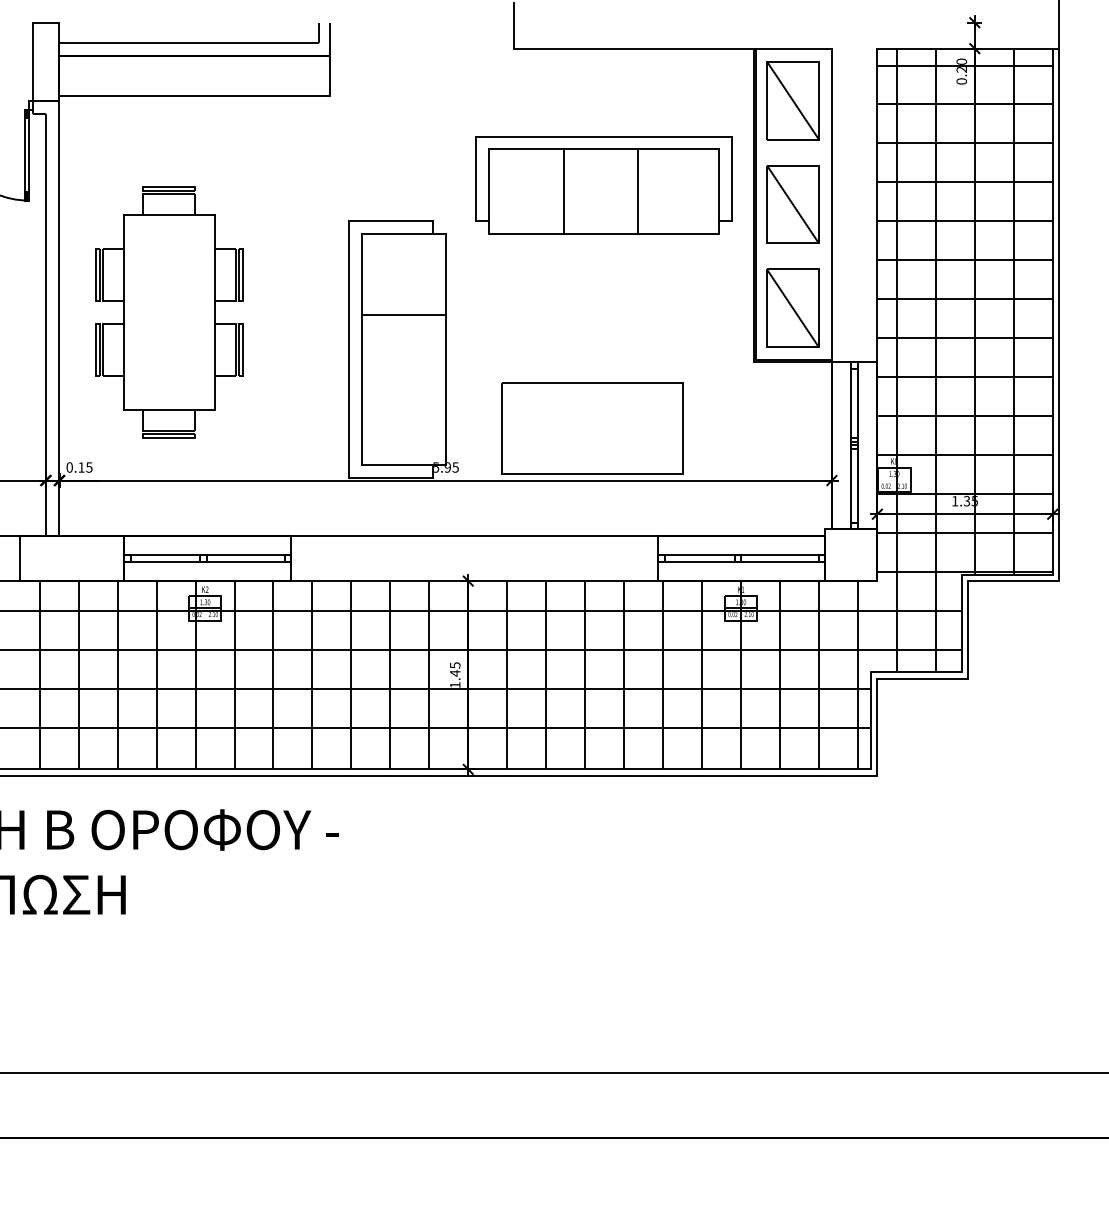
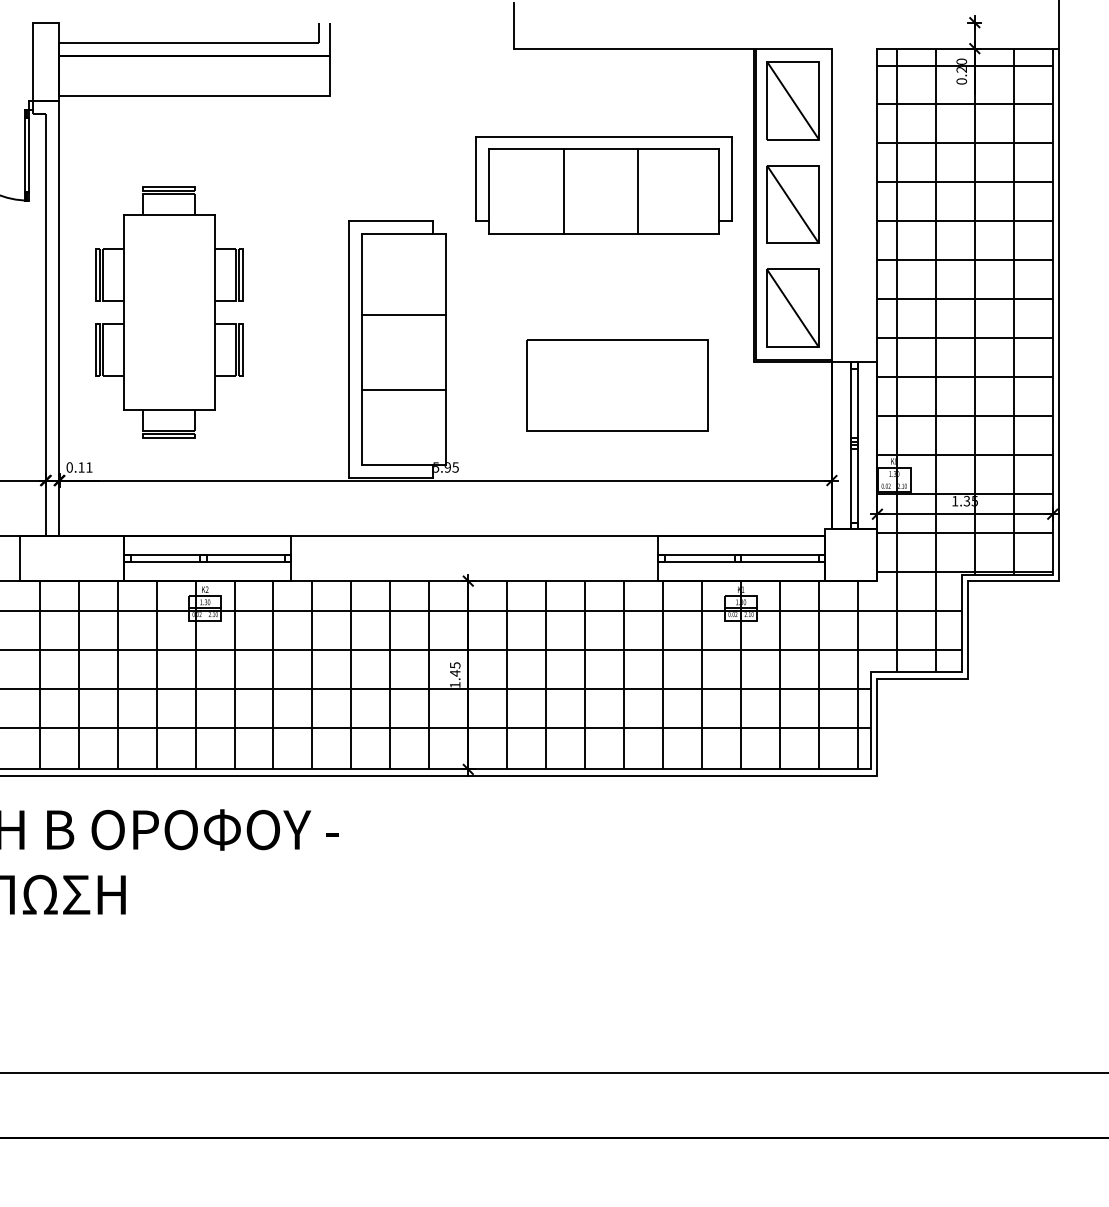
line: none -> present (403, 390)
part position: (592, 428) -> (617, 385) (617, 385)
text: 0.15 -> 0.11 (89, 467)
